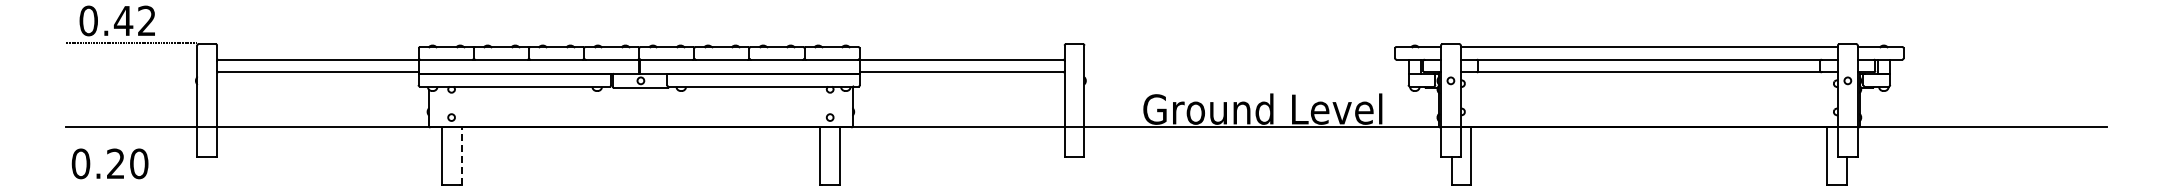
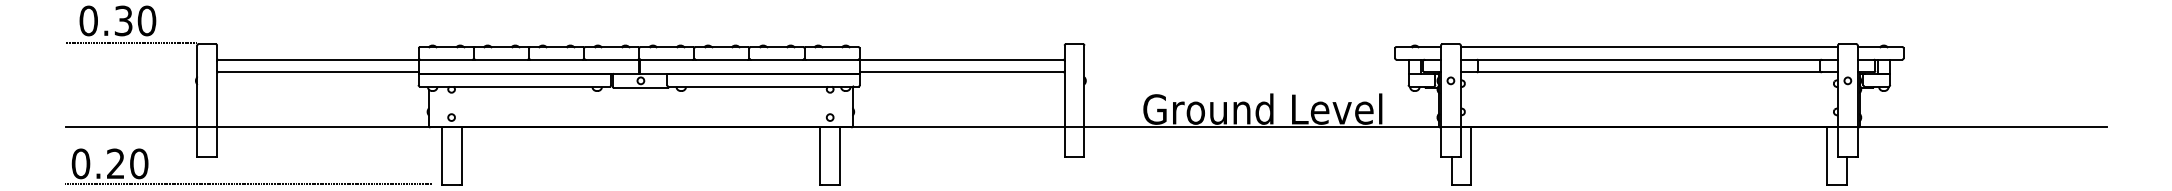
text: 0.42 -> 0.30 (134, 20)
line: dashed -> solid (461, 156)
line: none -> present (248, 183)
